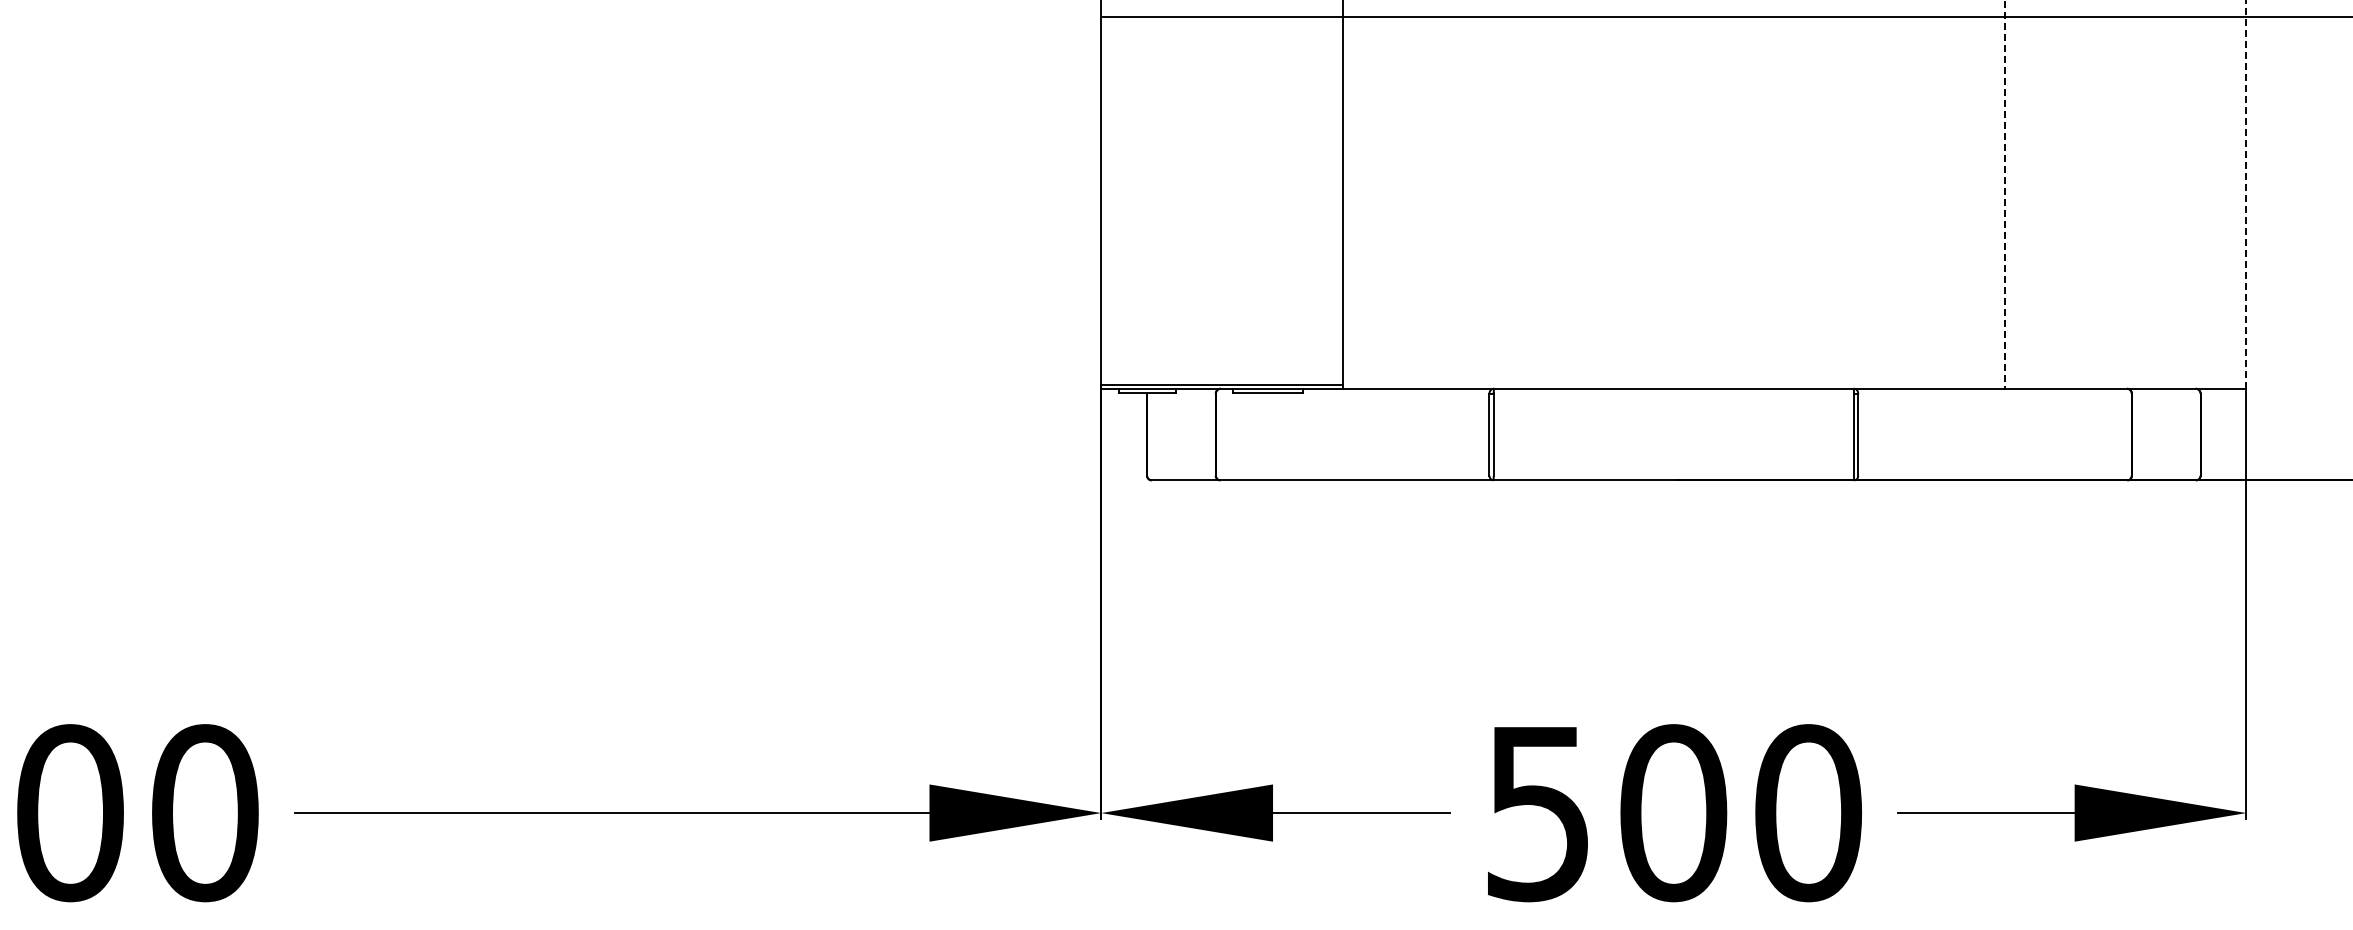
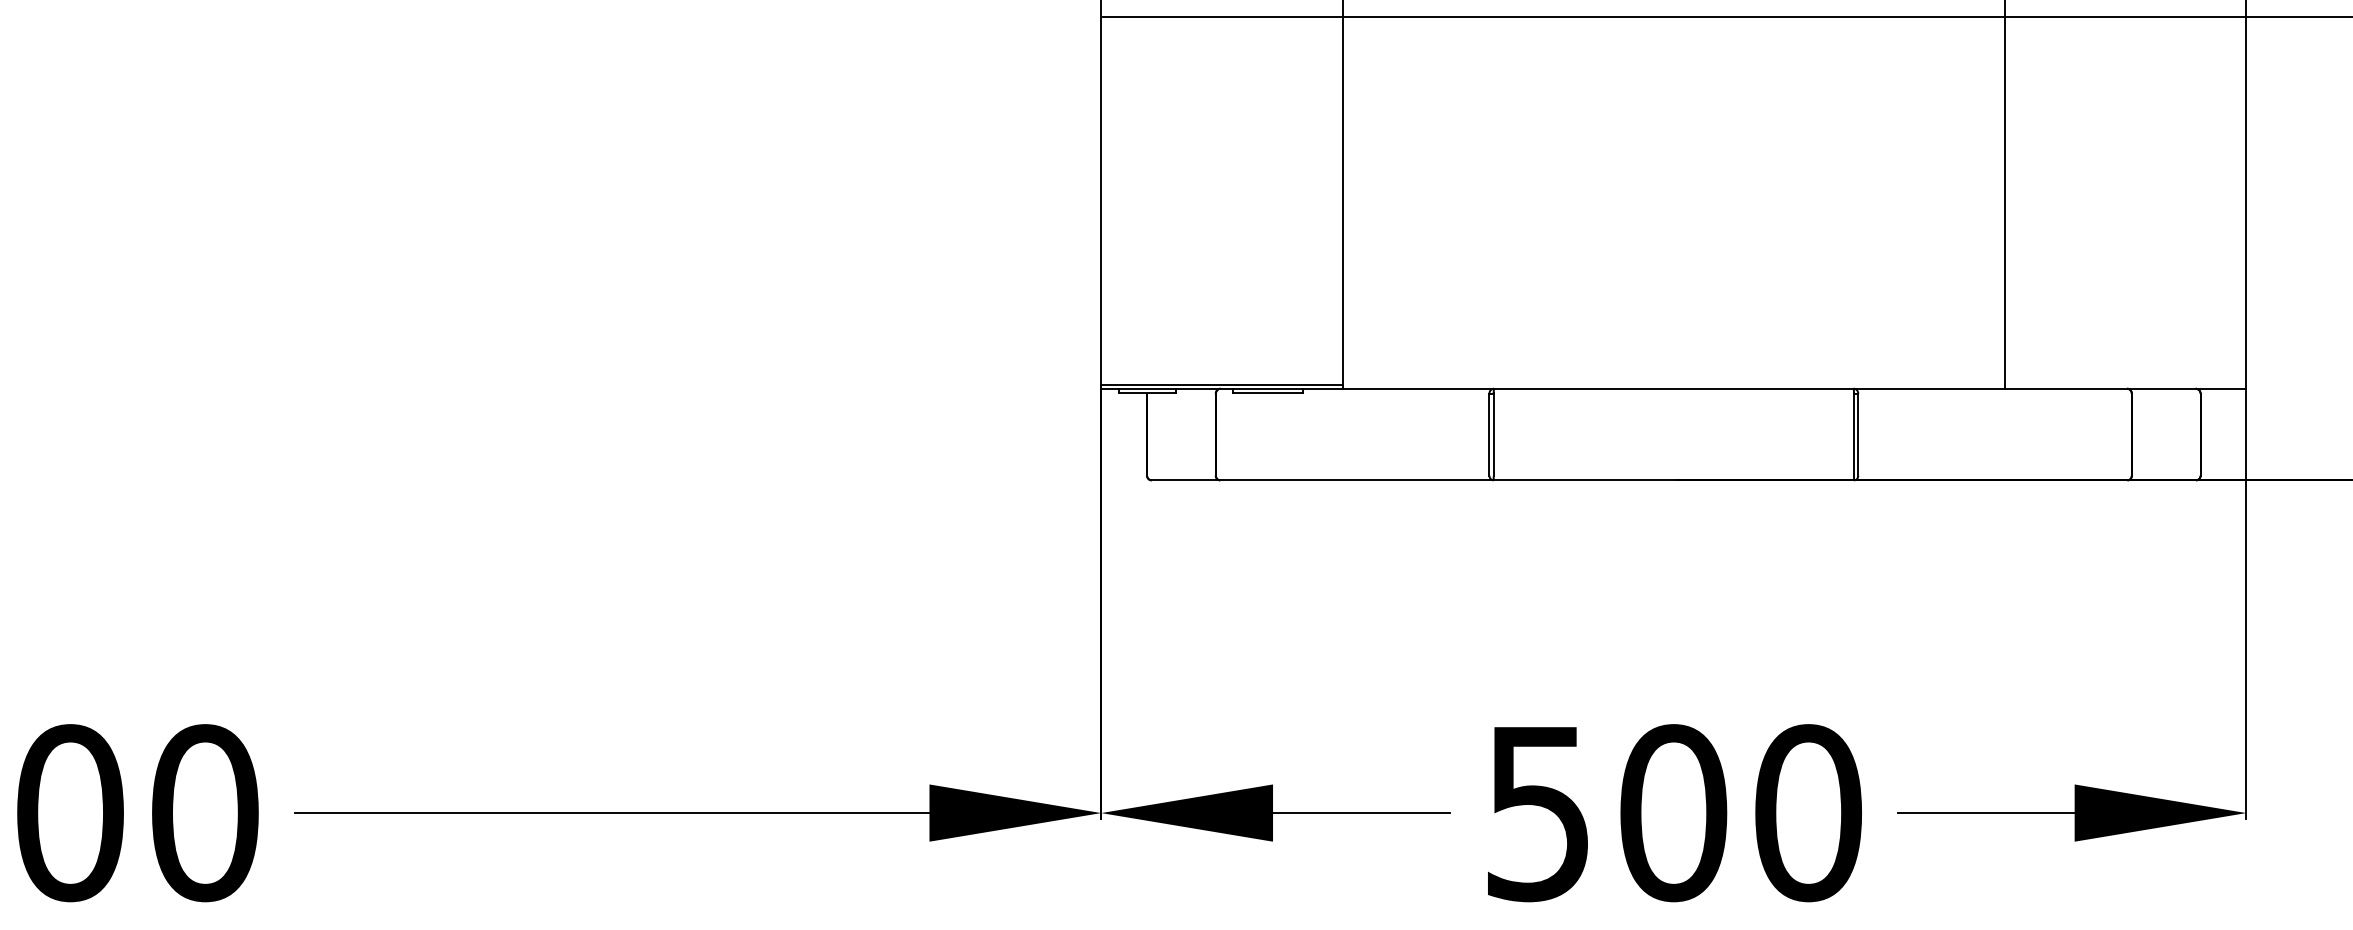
line: dashed -> solid (2005, 194)
line: dashed -> solid (2246, 194)
